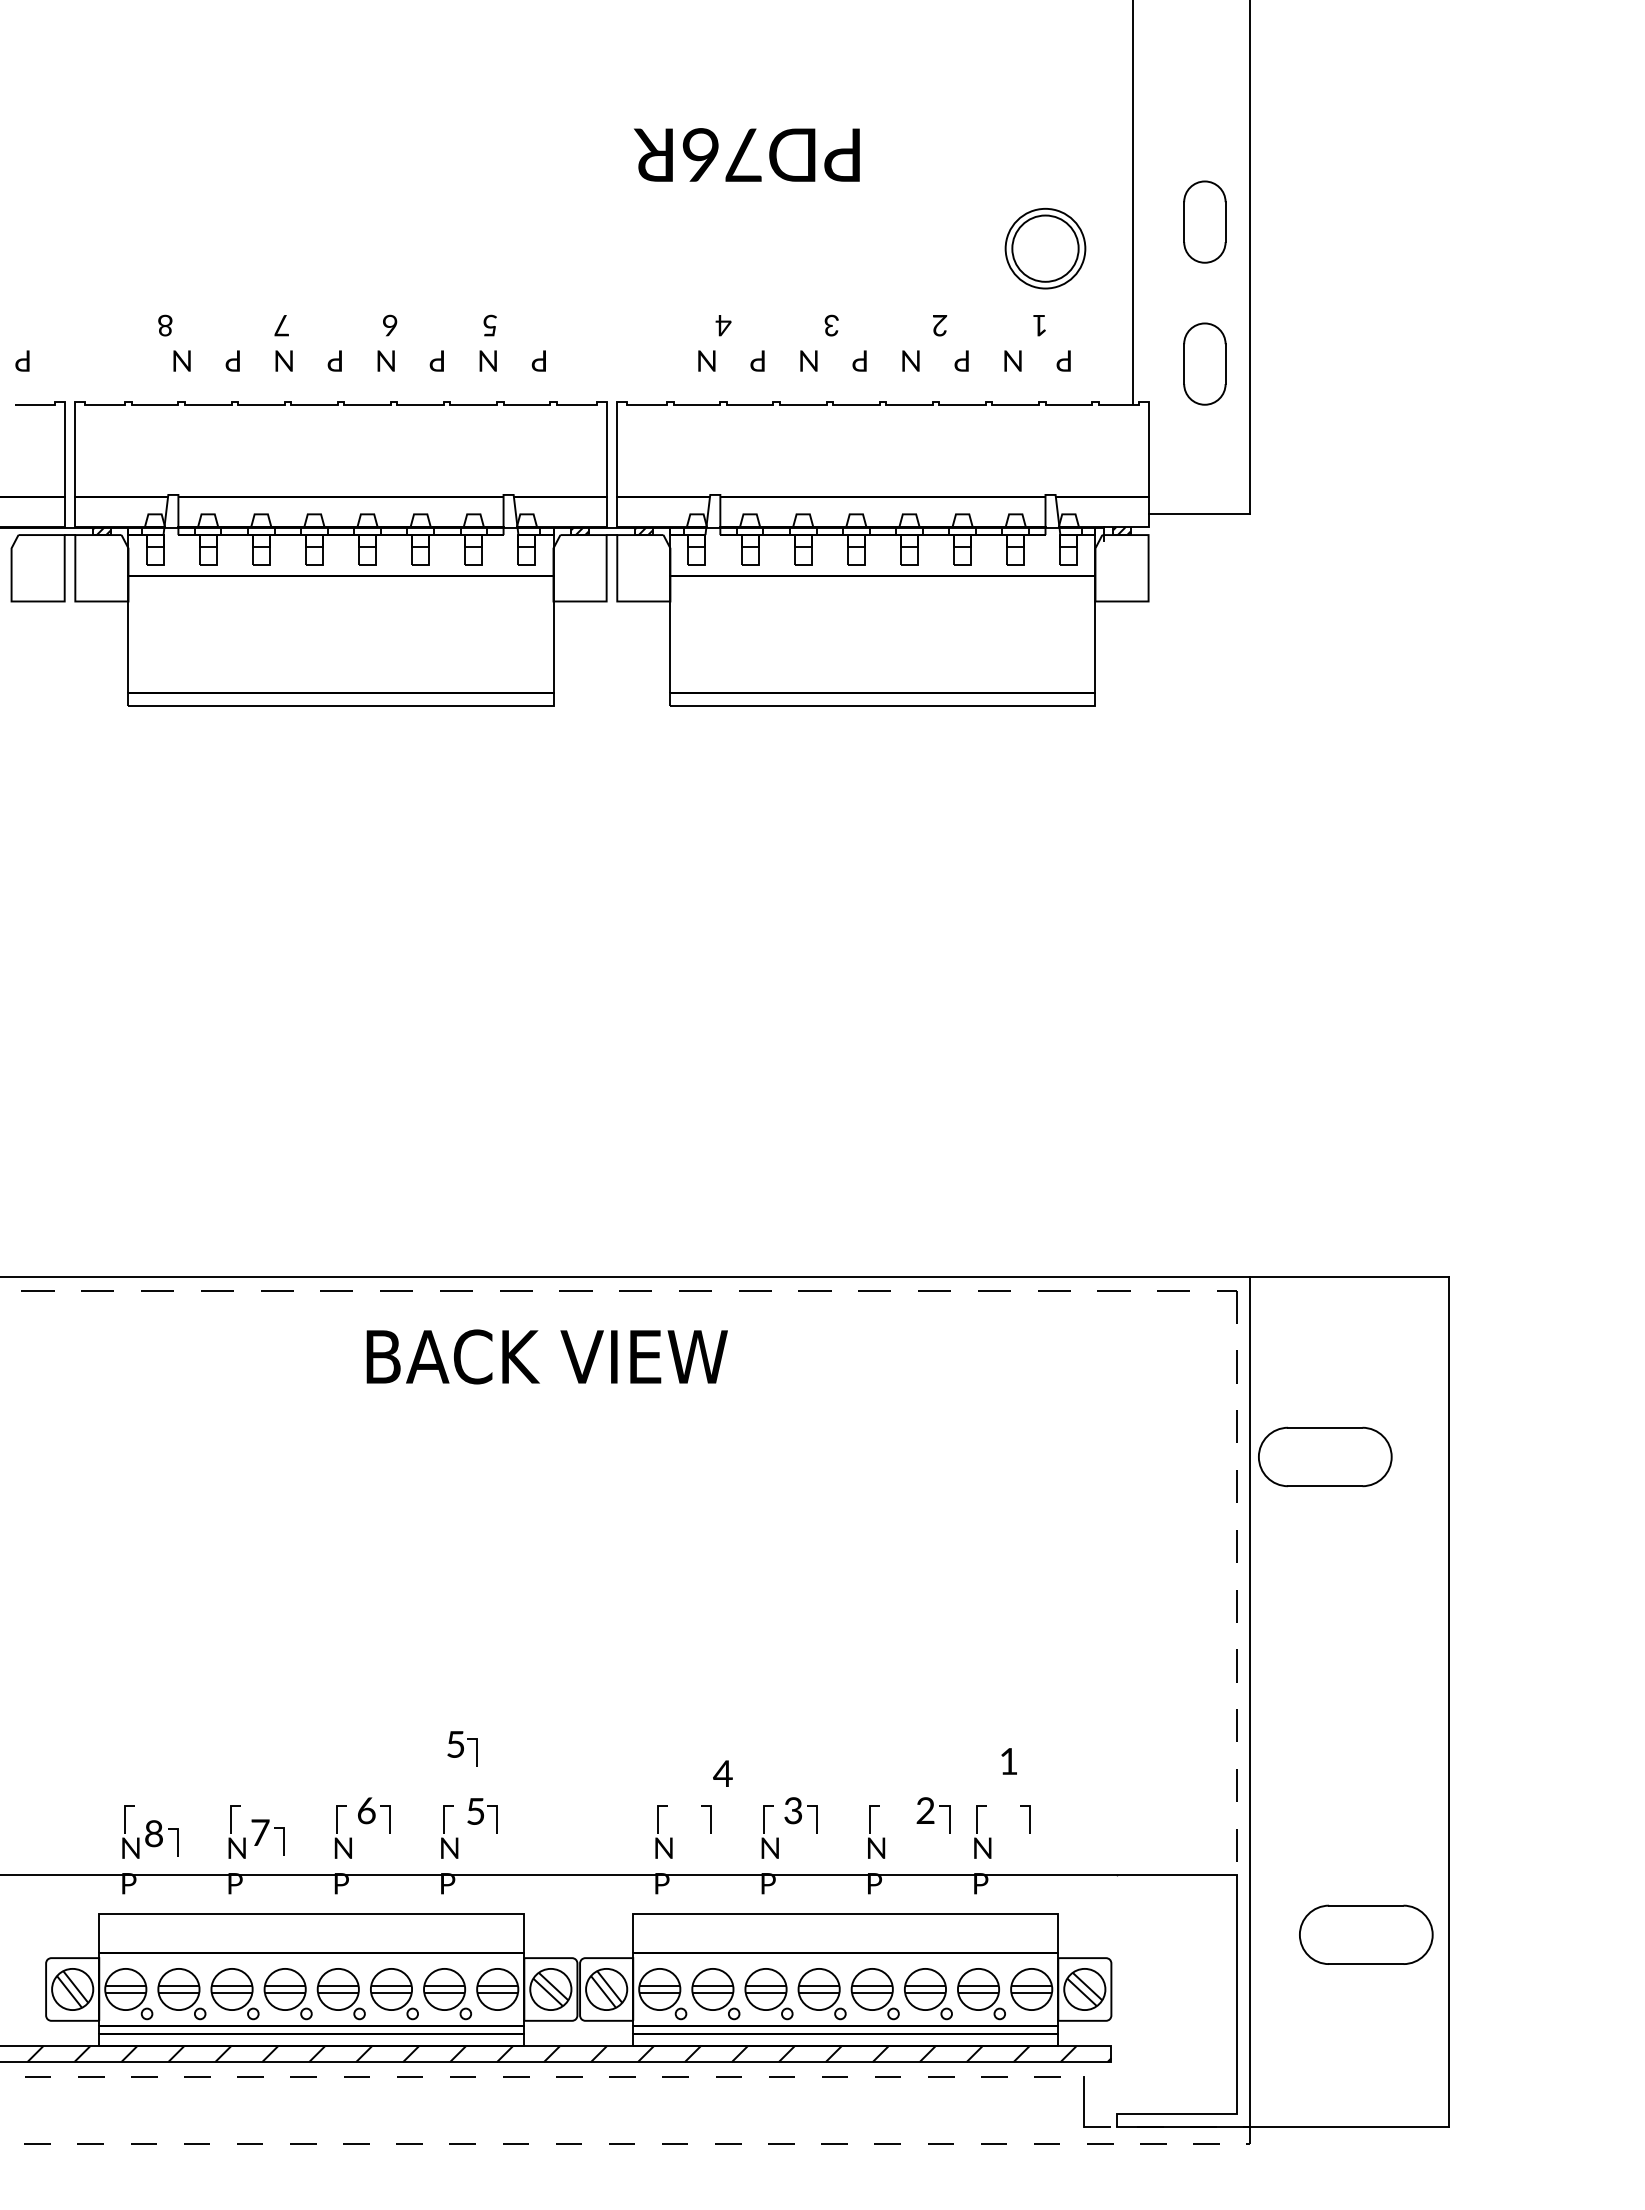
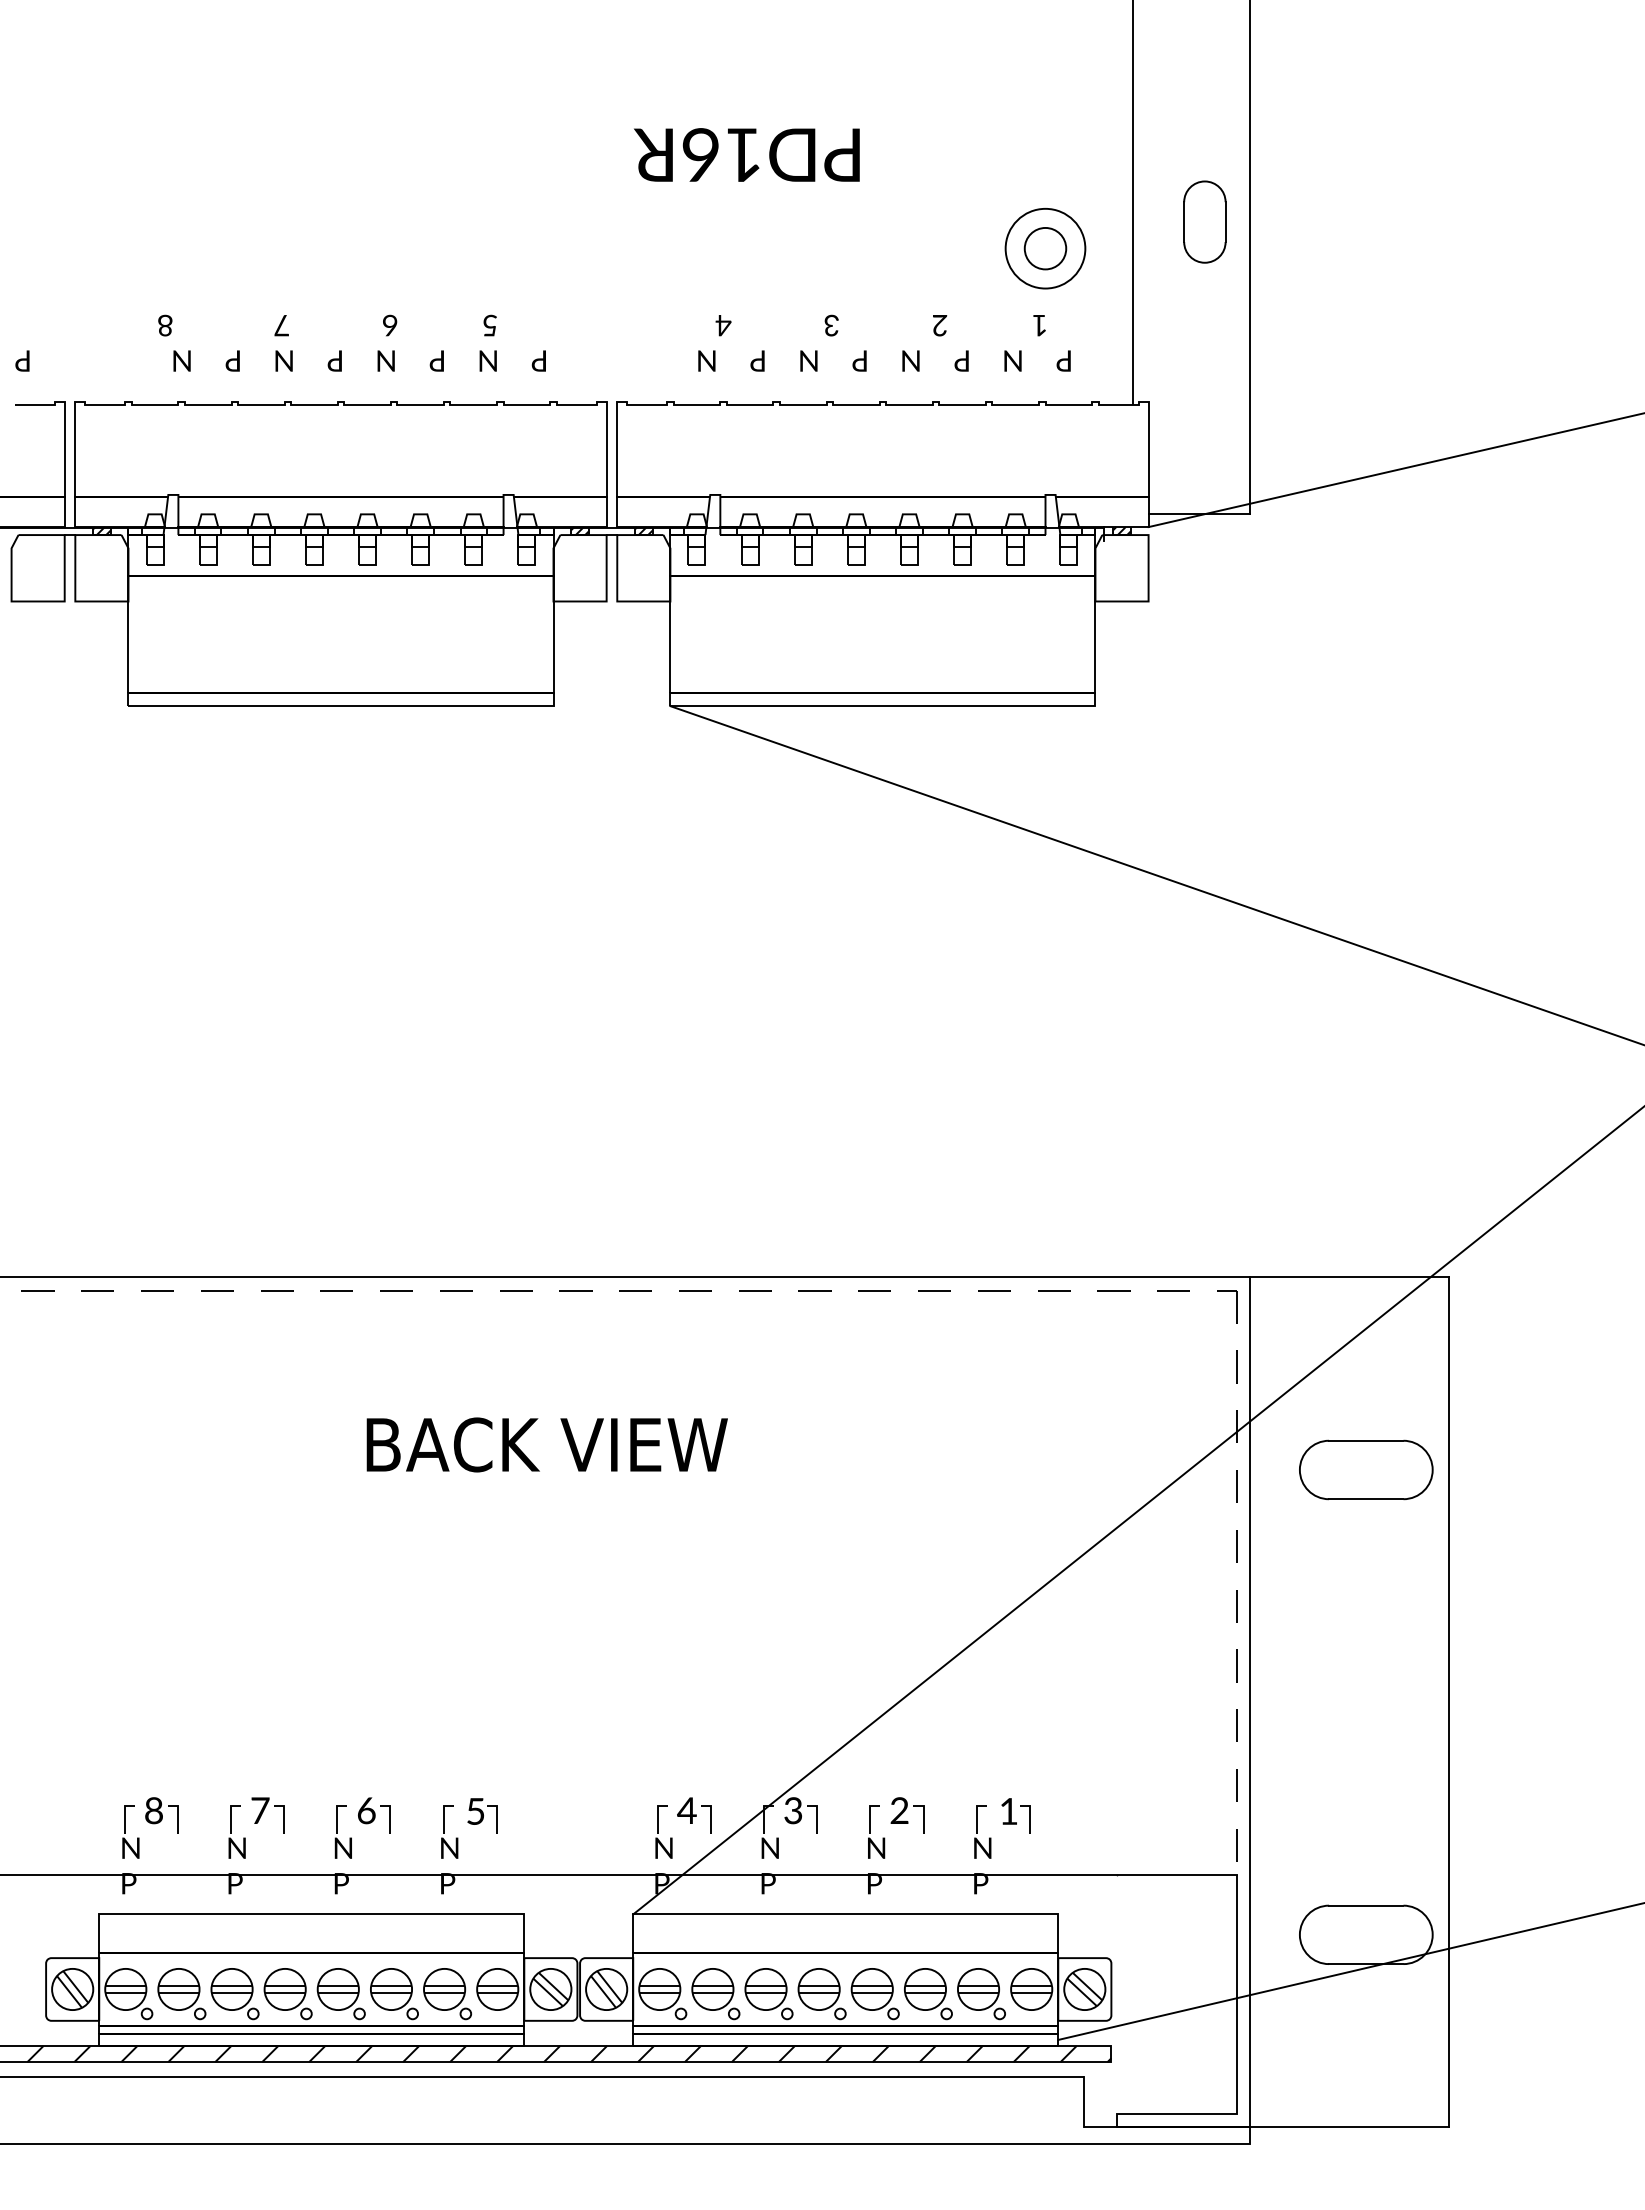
text: PD76R -> PD16R (743, 154)
circle diameter: 66 px -> 41 px (1045, 248)
part: present -> none (1204, 363)
line: none -> present (1394, 470)
line: none -> present (1155, 875)
text position: (546, 1356) -> (546, 1444) (546, 1444)
part position: (1325, 1456) -> (1366, 1469) (1366, 1469)
line: none -> present (1137, 1511)
part: present -> none (462, 1748)
text position: (1008, 1761) -> (1008, 1811) (1008, 1811)
text position: (722, 1773) -> (686, 1810) (686, 1810)
part position: (933, 1815) -> (907, 1815) (907, 1815)
part position: (267, 1837) -> (267, 1815) (267, 1815)
part position: (161, 1838) -> (161, 1815) (161, 1815)
line: none -> present (1349, 1971)
line: dashed -> solid (542, 2077)
line: dashed -> solid (718, 2143)
